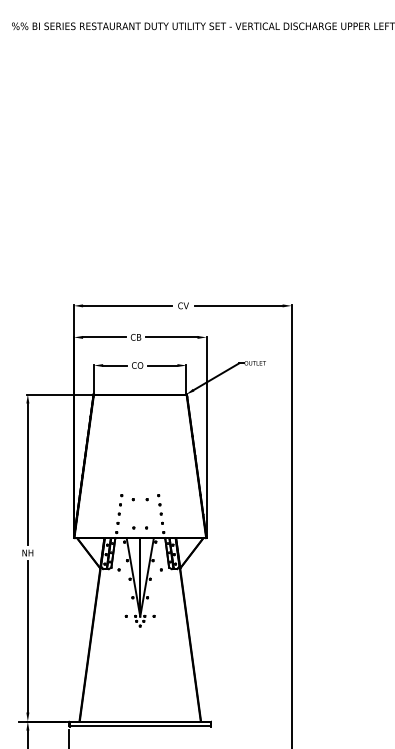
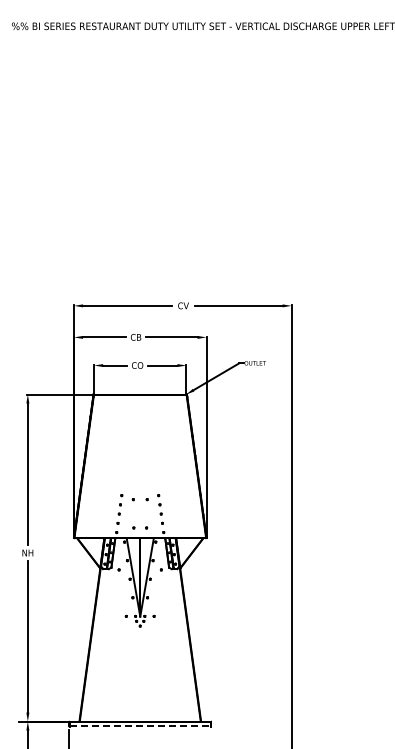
line: solid -> dashed (140, 726)
